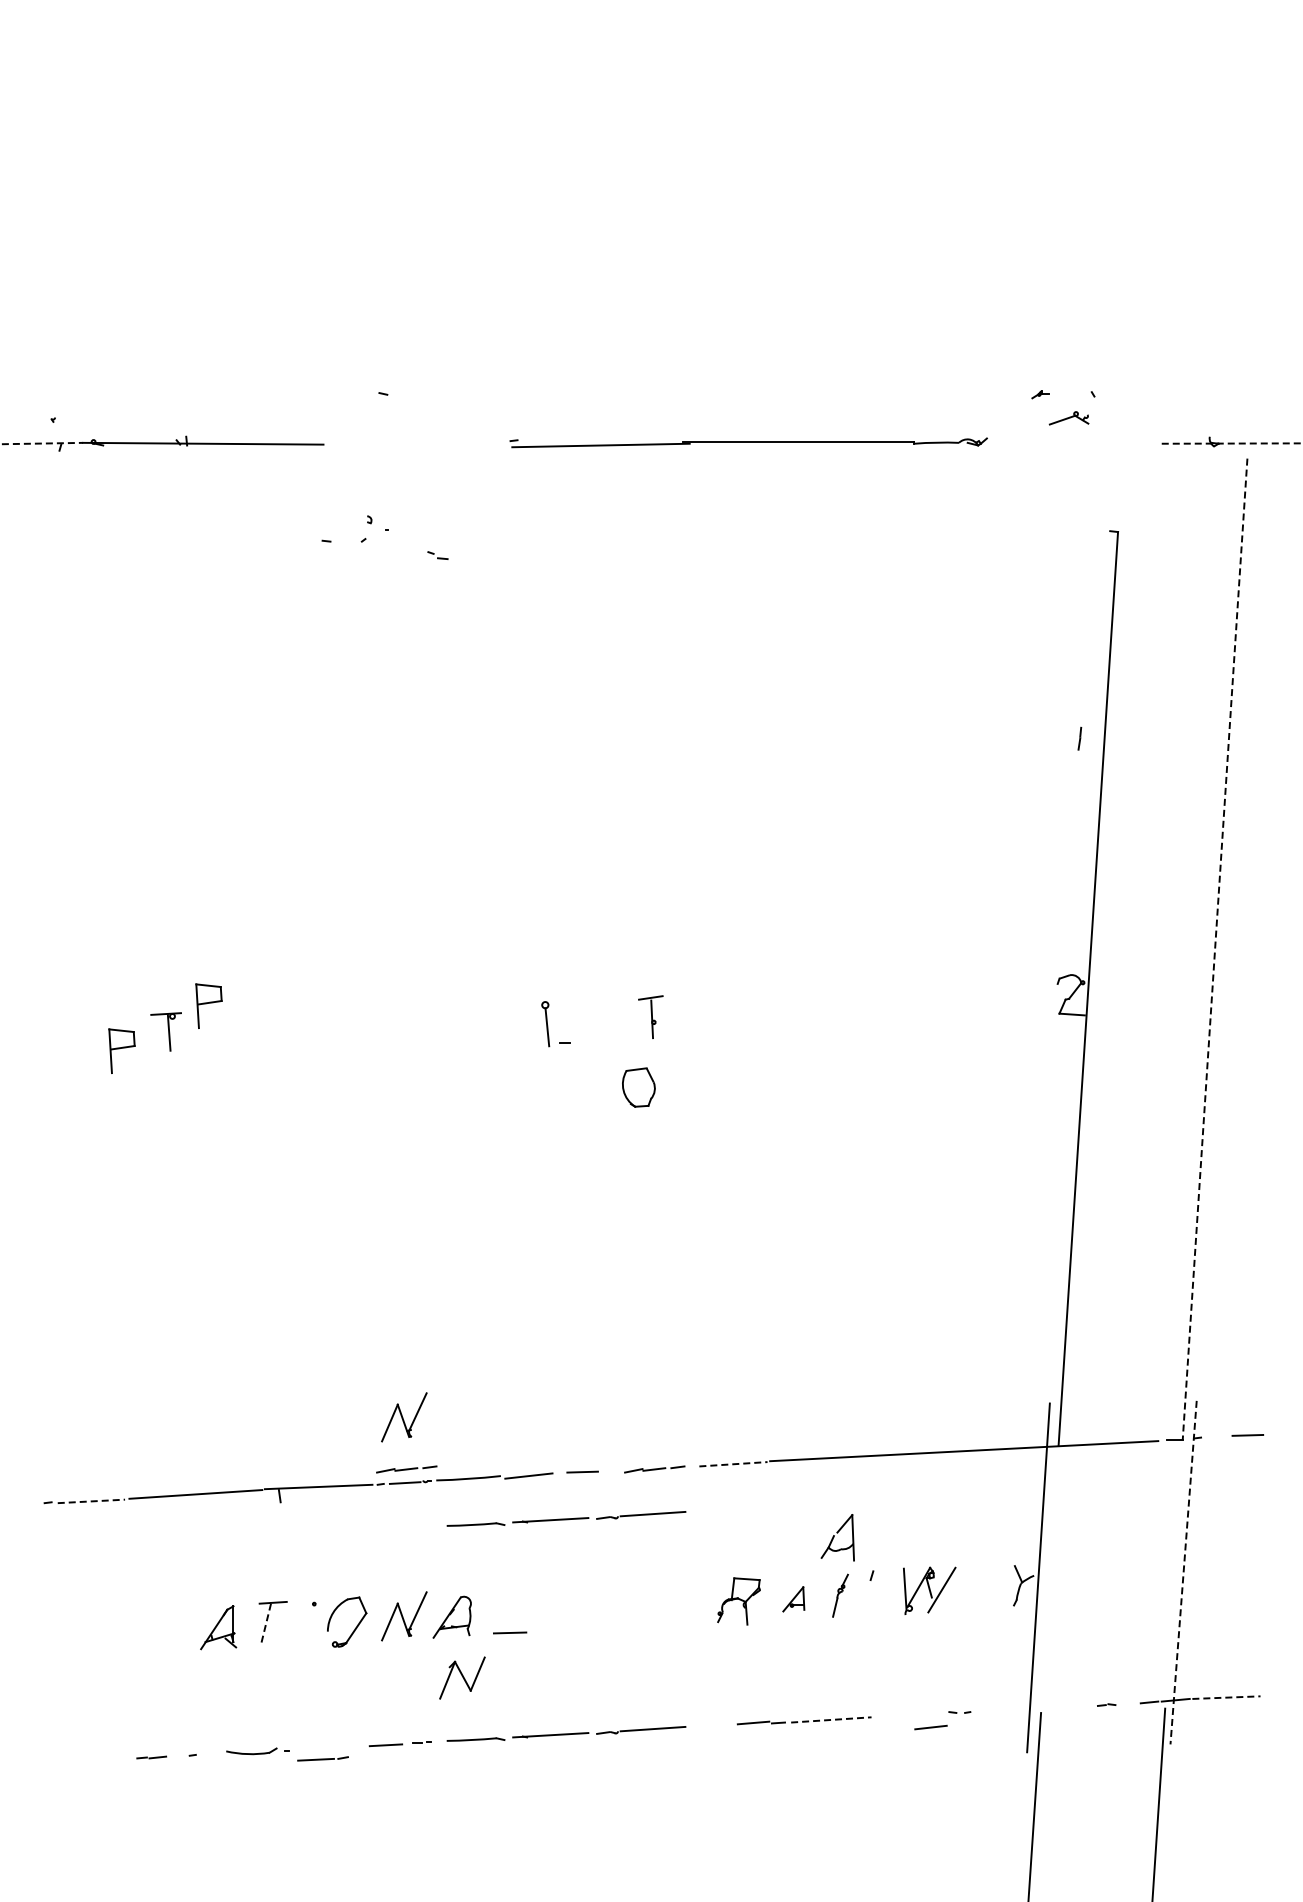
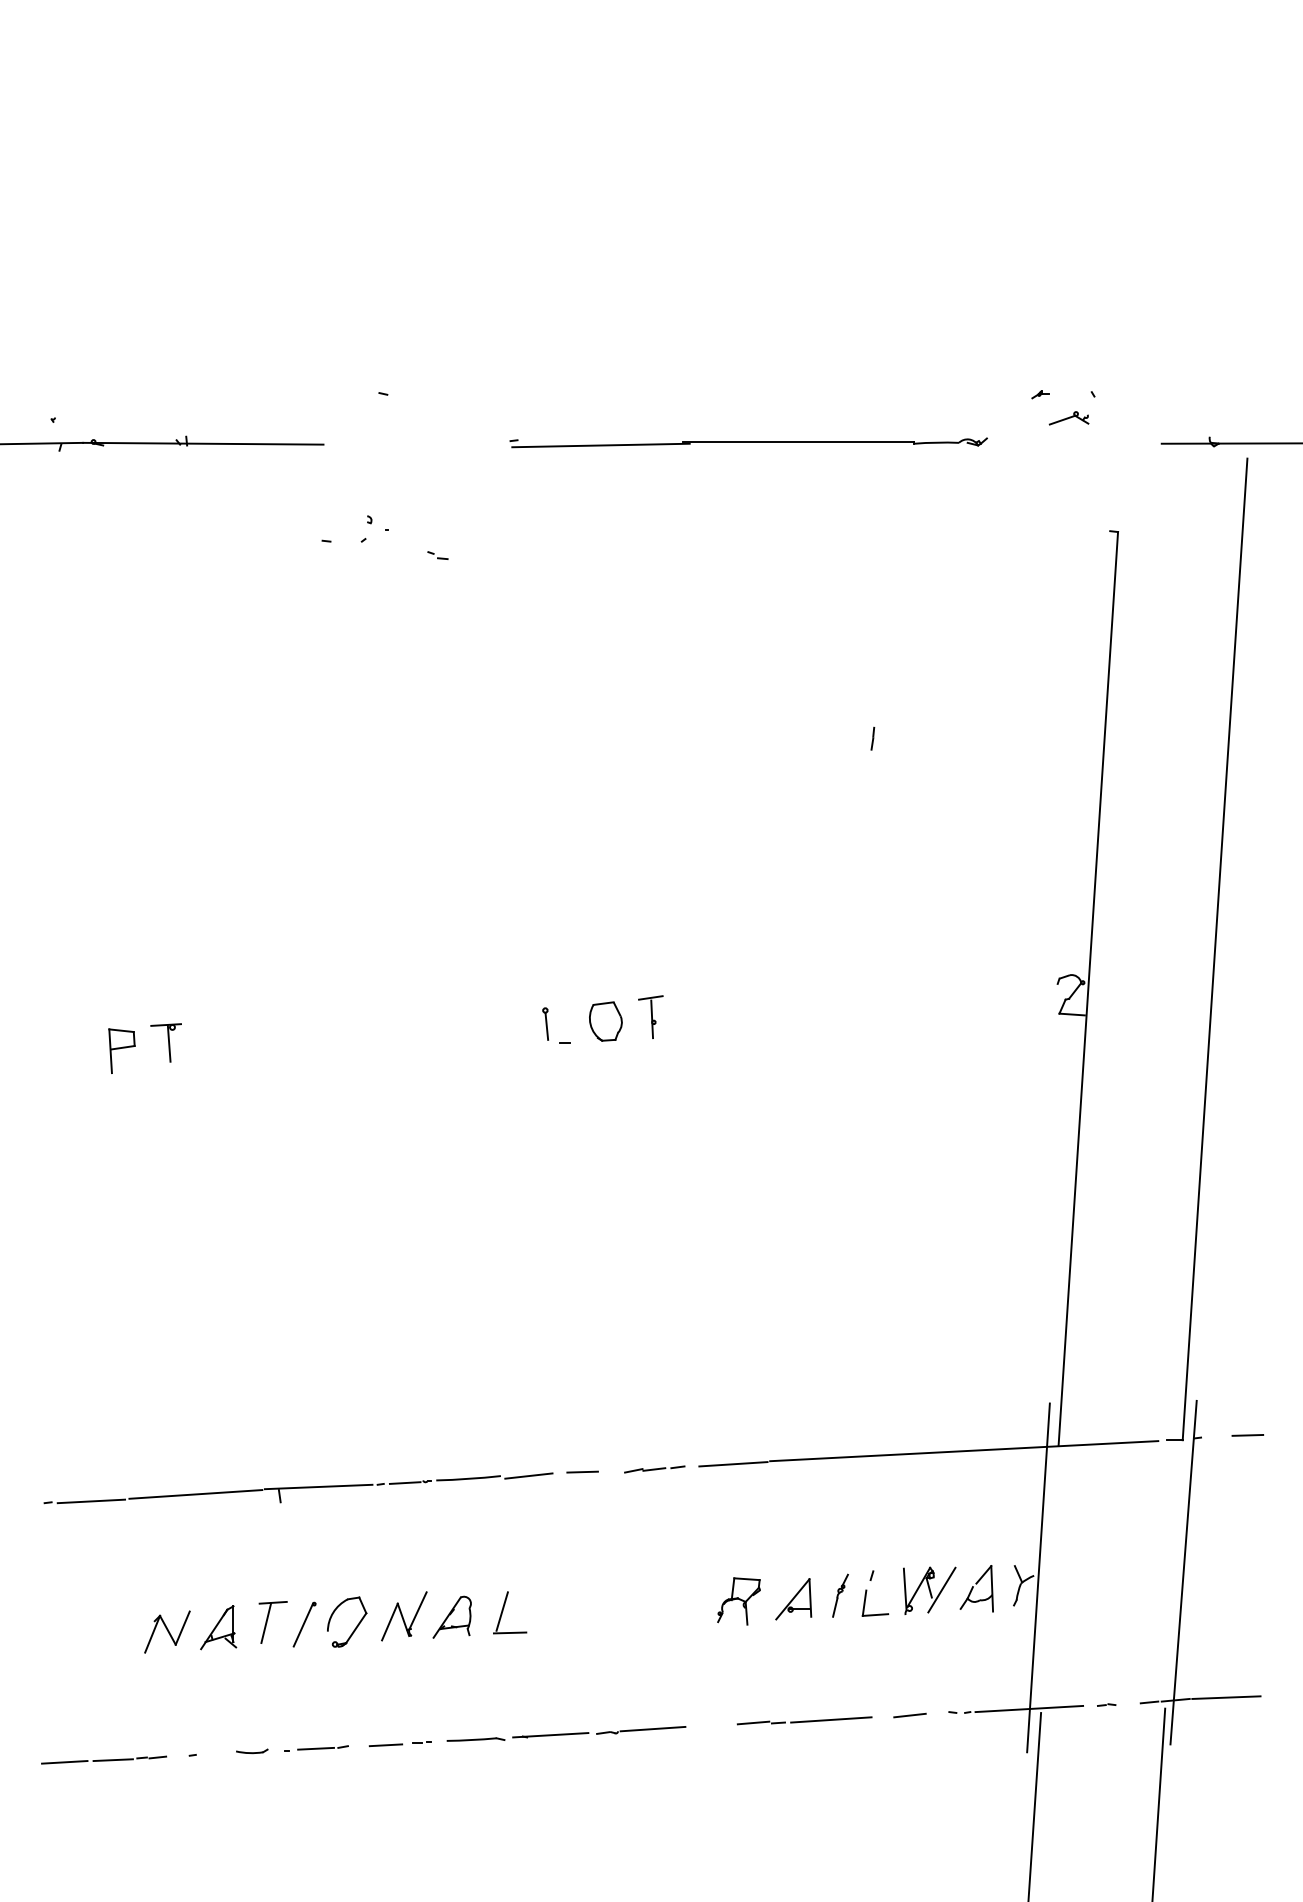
line: dashed -> solid (42, 443)
line: dashed -> solid (1232, 443)
line position: (1079, 738) -> (872, 738) (872, 738)
line: dashed -> solid (1215, 949)
part: present -> none (208, 1005)
part size: 10x47 px -> 7x34 px (545, 1023)
part position: (165, 1031) -> (165, 1042) (165, 1042)
part position: (638, 1087) -> (605, 1021) (605, 1021)
part: present -> none (404, 1417)
line: dashed -> solid (733, 1464)
part: present -> none (406, 1469)
line: dashed -> solid (91, 1501)
part: present -> none (566, 1518)
part position: (837, 1537) -> (976, 1588) (976, 1588)
line: dashed -> solid (1183, 1573)
part: none -> present (866, 1598)
part size: 24x27 px -> 38x43 px (793, 1599)
line: none -> present (501, 1611)
line: dashed -> solid (266, 1623)
line: none -> present (303, 1624)
part position: (462, 1677) -> (167, 1631) (167, 1631)
line: dashed -> solid (1226, 1697)
line: none -> present (1029, 1708)
line: dashed -> solid (831, 1719)
line position: (930, 1727) -> (909, 1715) (909, 1715)
part size: 52x9 px -> 33x7 px (252, 1751)
line position: (322, 1758) -> (322, 1747) (322, 1747)
line: none -> present (112, 1760)
line: none -> present (64, 1762)
